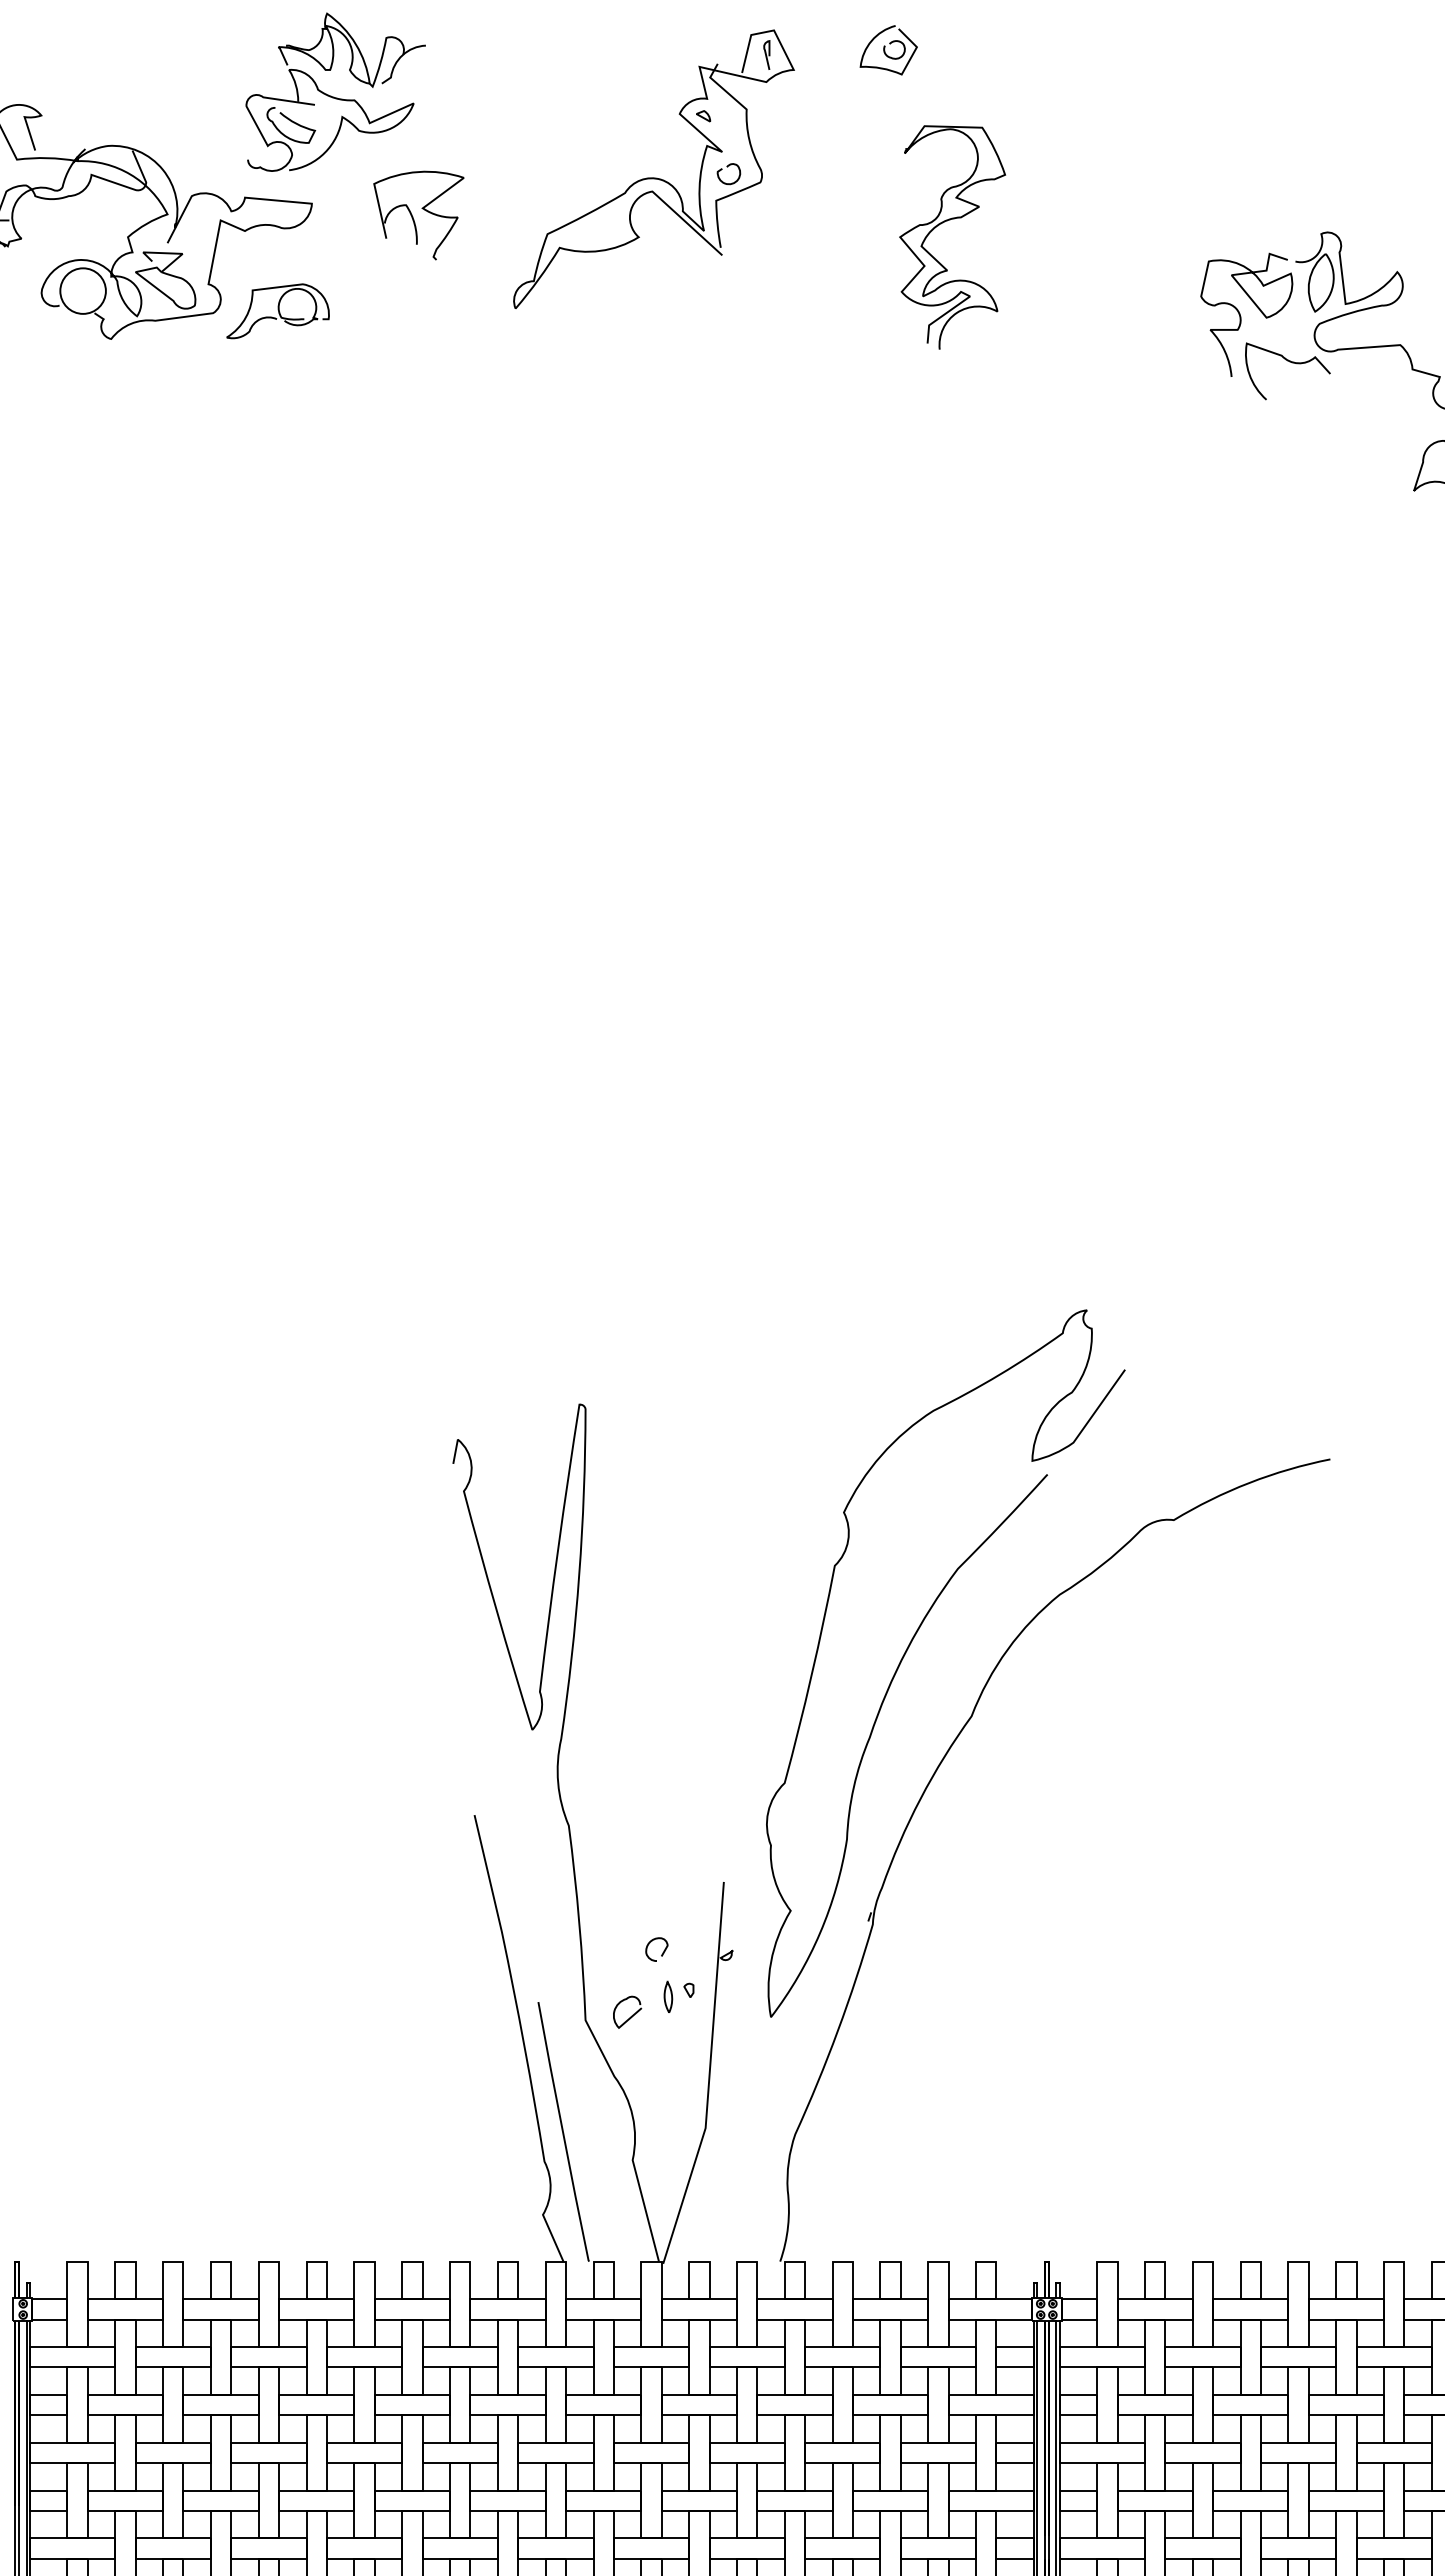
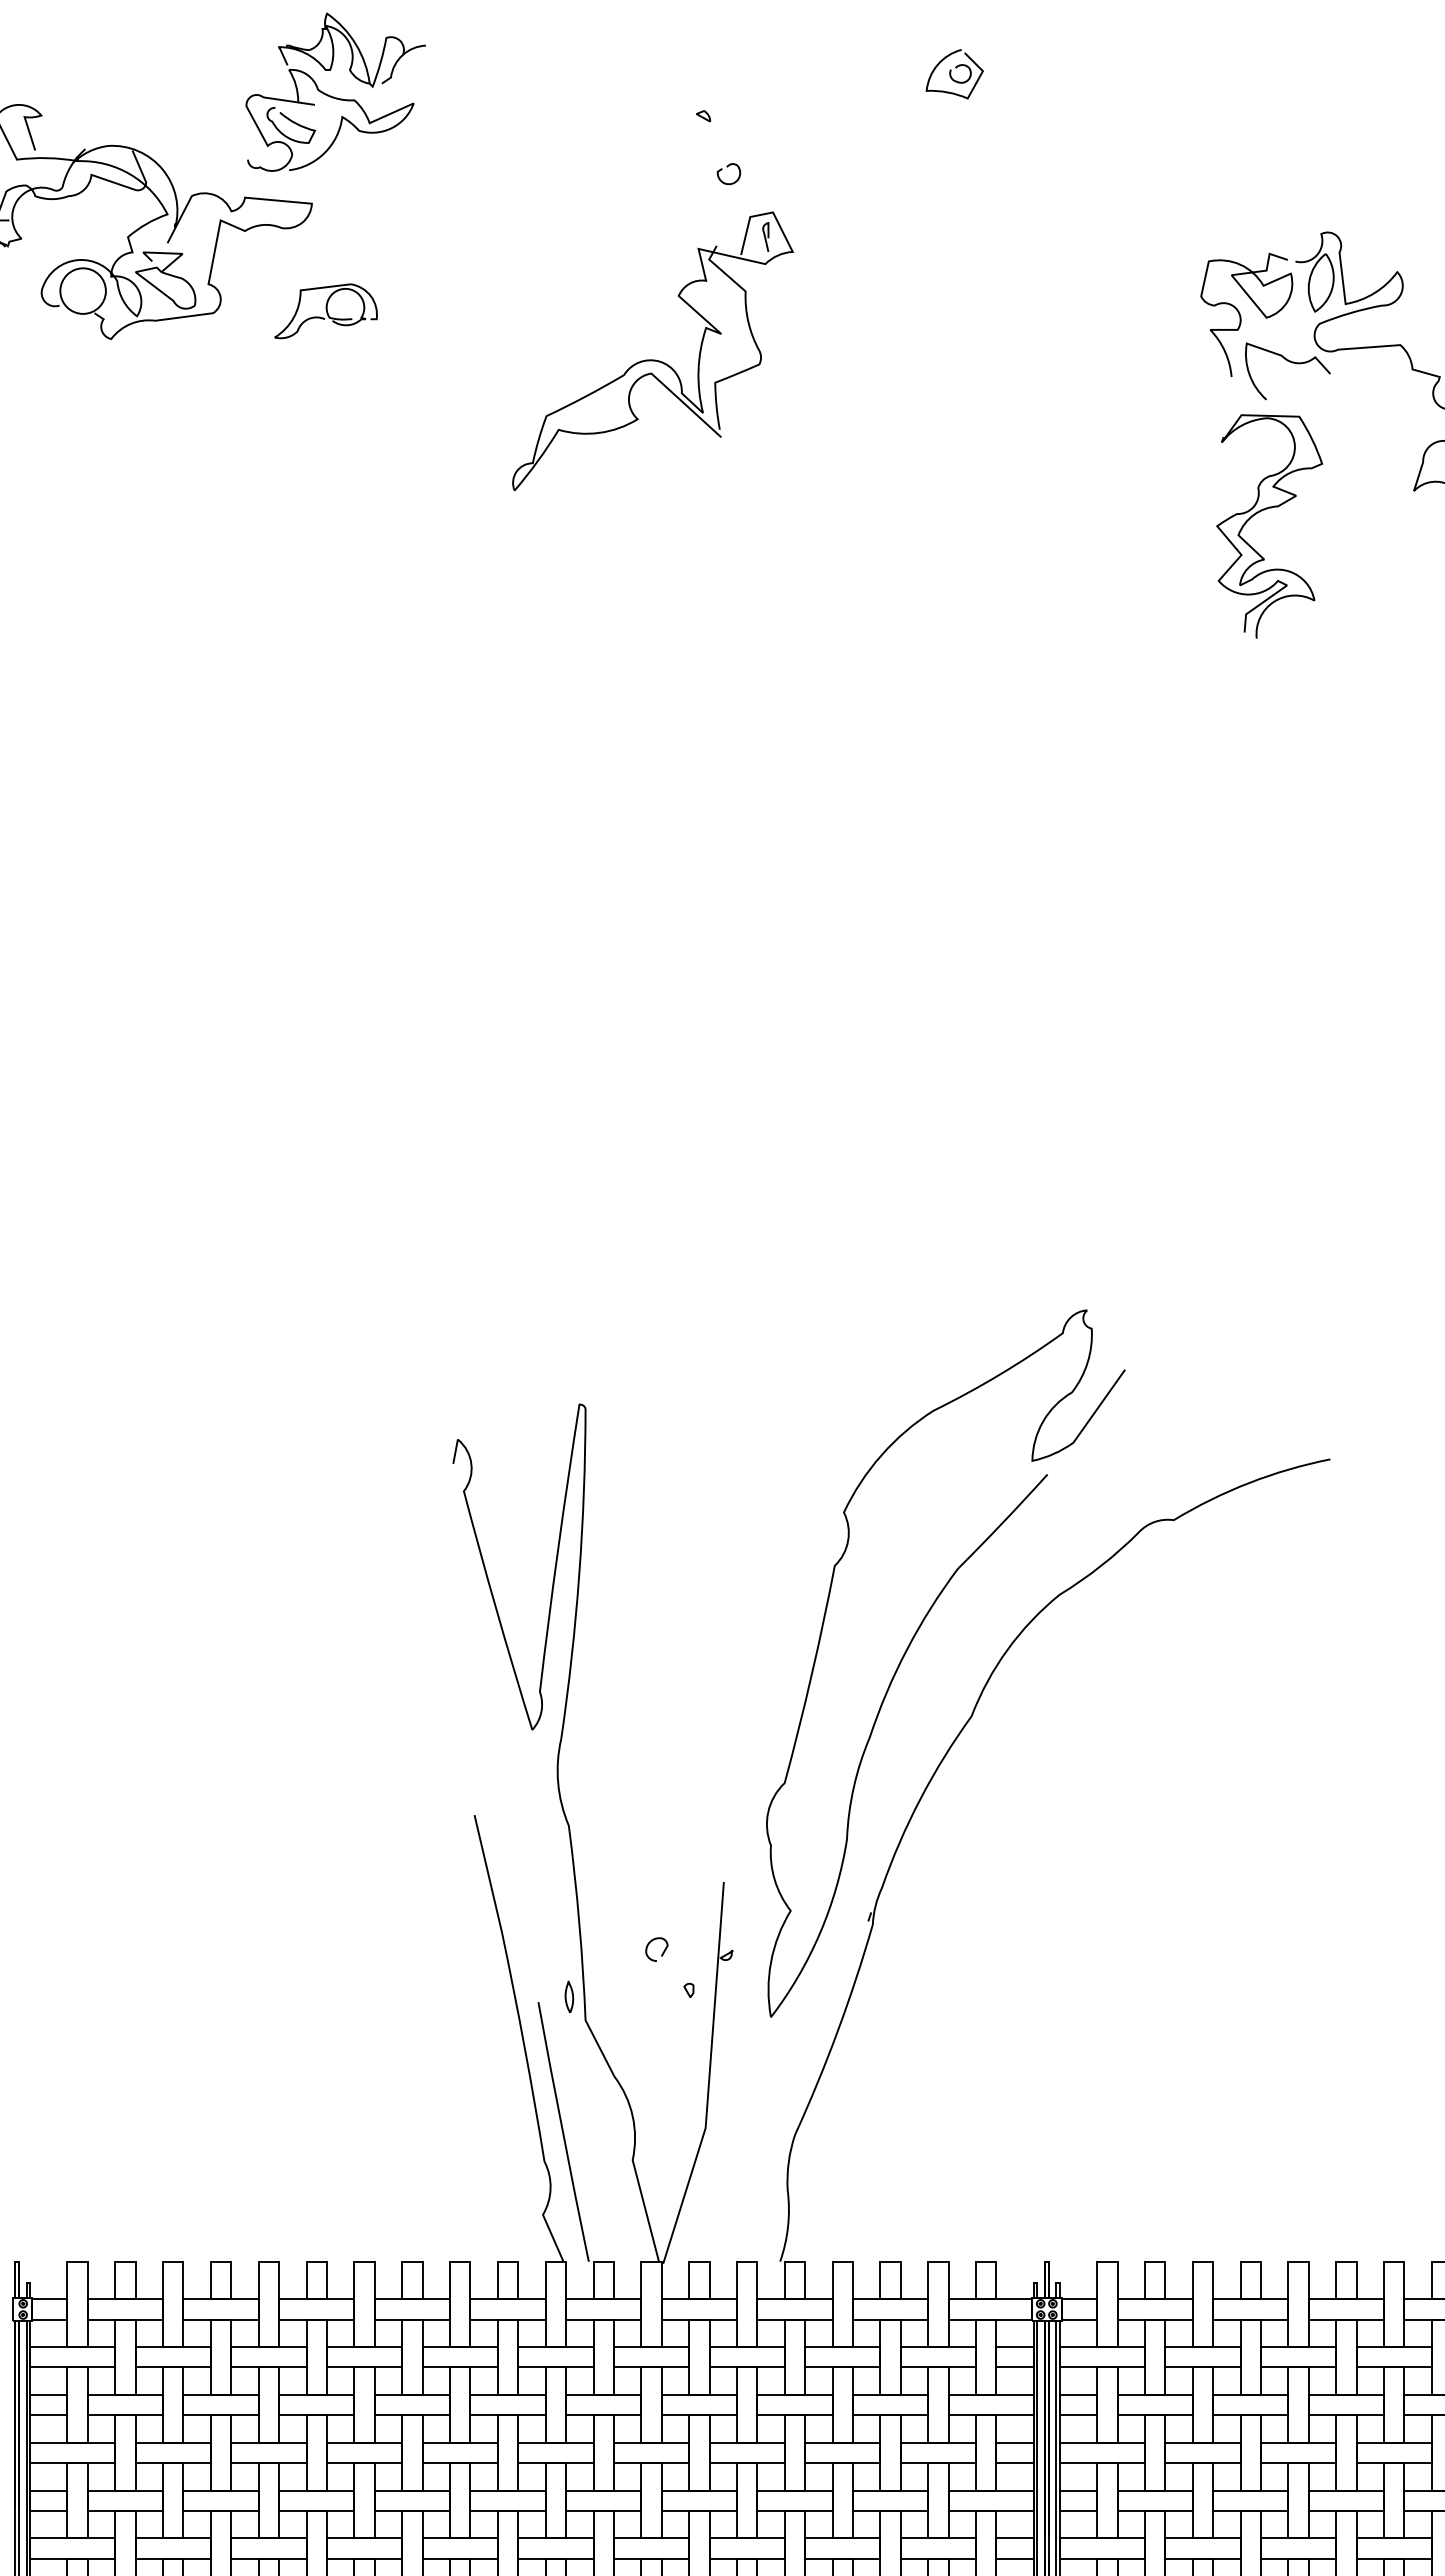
part position: (888, 50) -> (954, 74) (954, 74)
part position: (653, 177) -> (652, 359) (652, 359)
part: present -> none (418, 215)
part position: (947, 221) -> (1264, 510) (1264, 510)
part position: (277, 311) -> (325, 311) (325, 311)
curve position: (665, 1996) -> (566, 1996) (566, 1996)
curve: present -> none (631, 2015)
